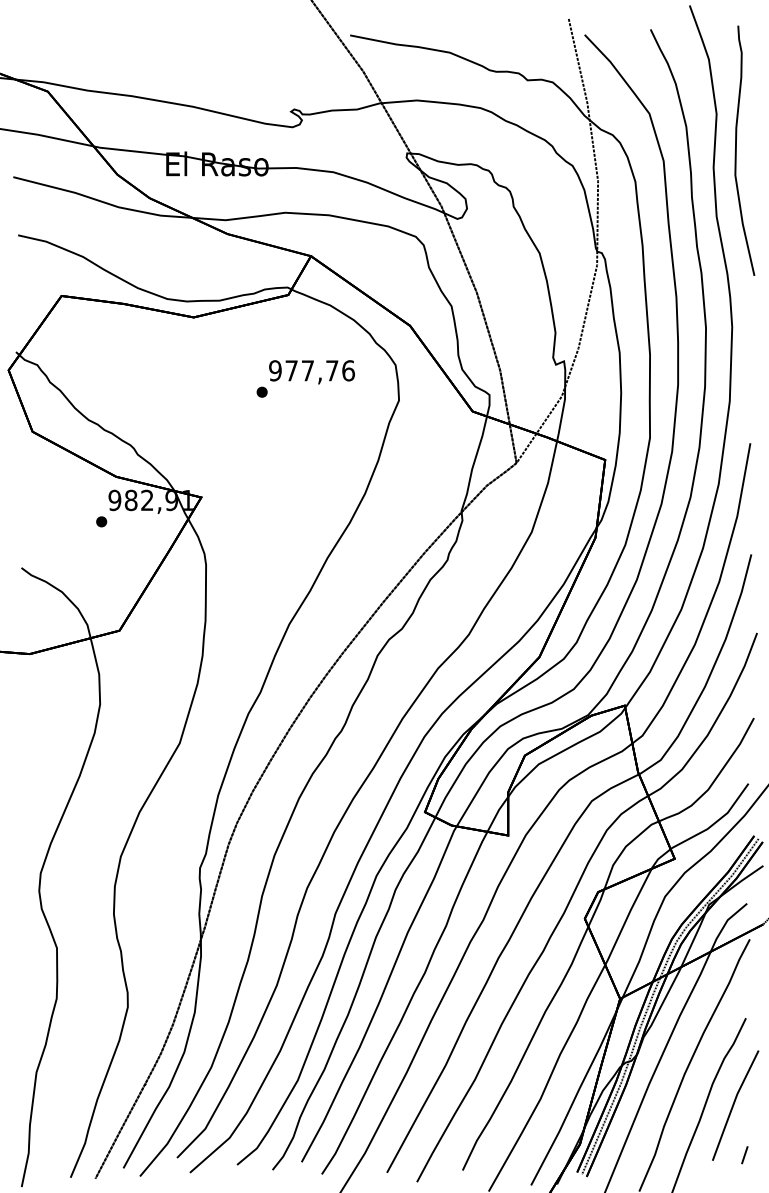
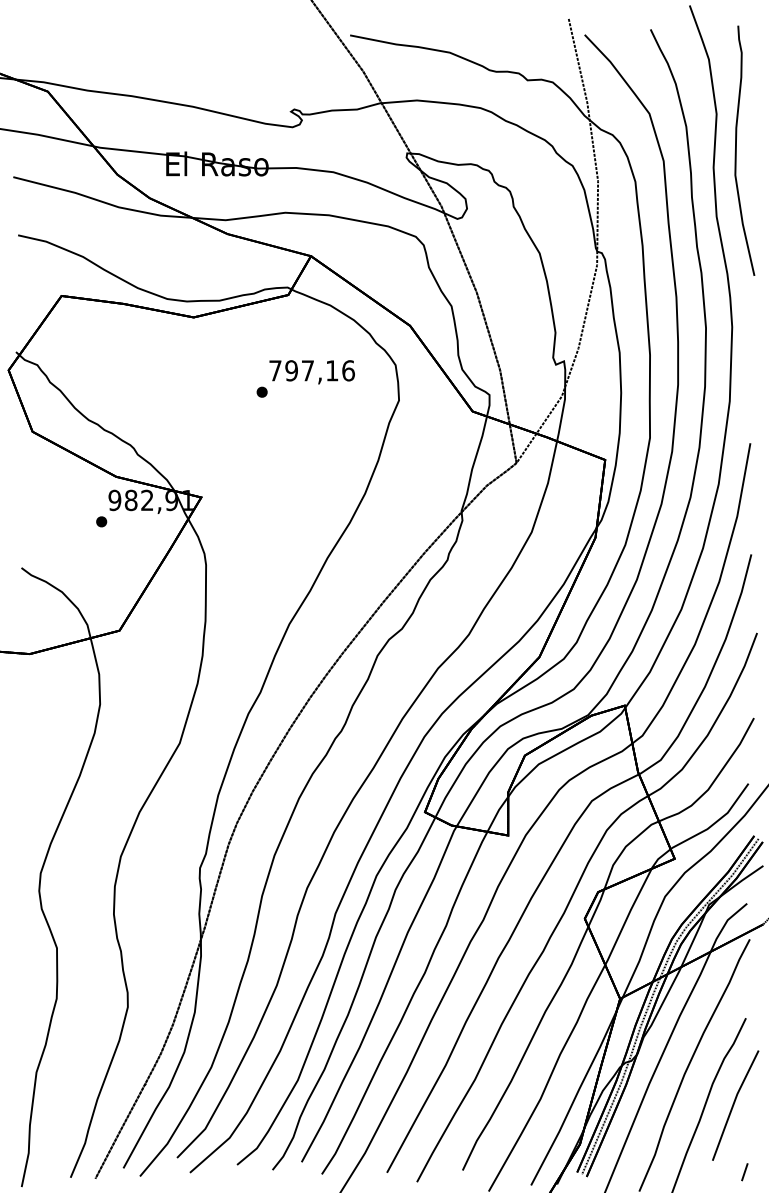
text: 977,76 -> 797,16 (303, 370)
line position: (744, 1155) -> (744, 1172) (744, 1172)
